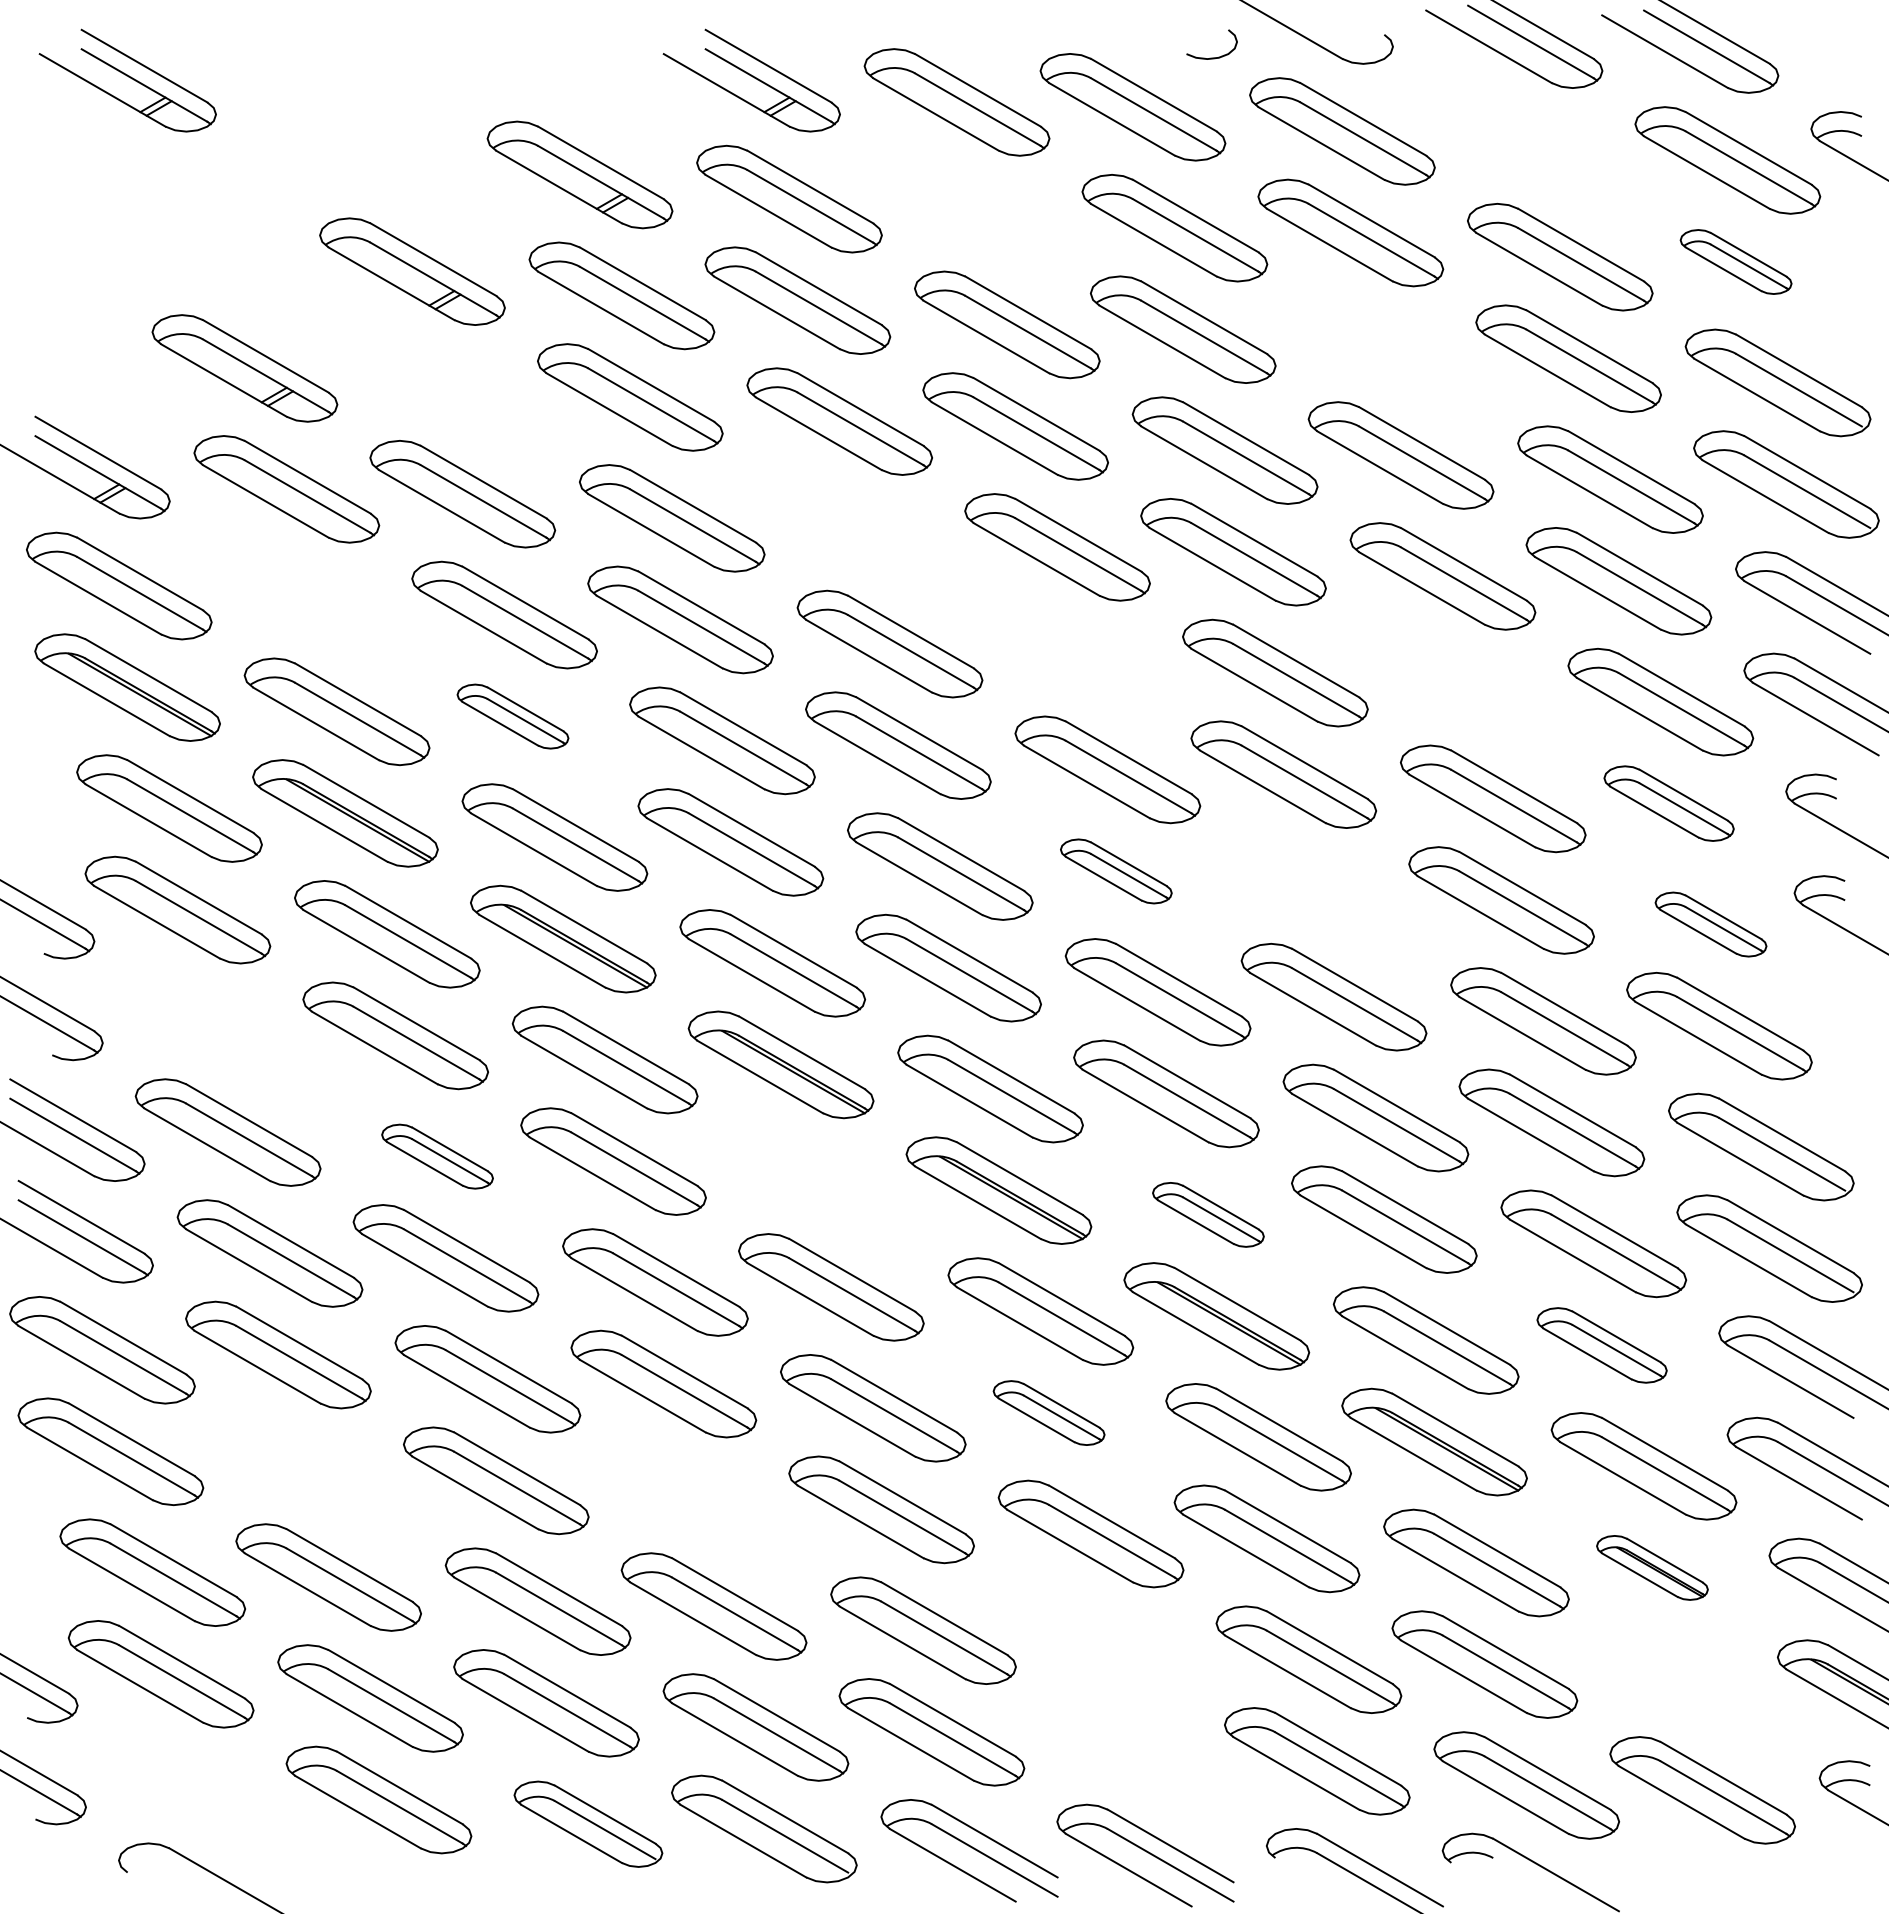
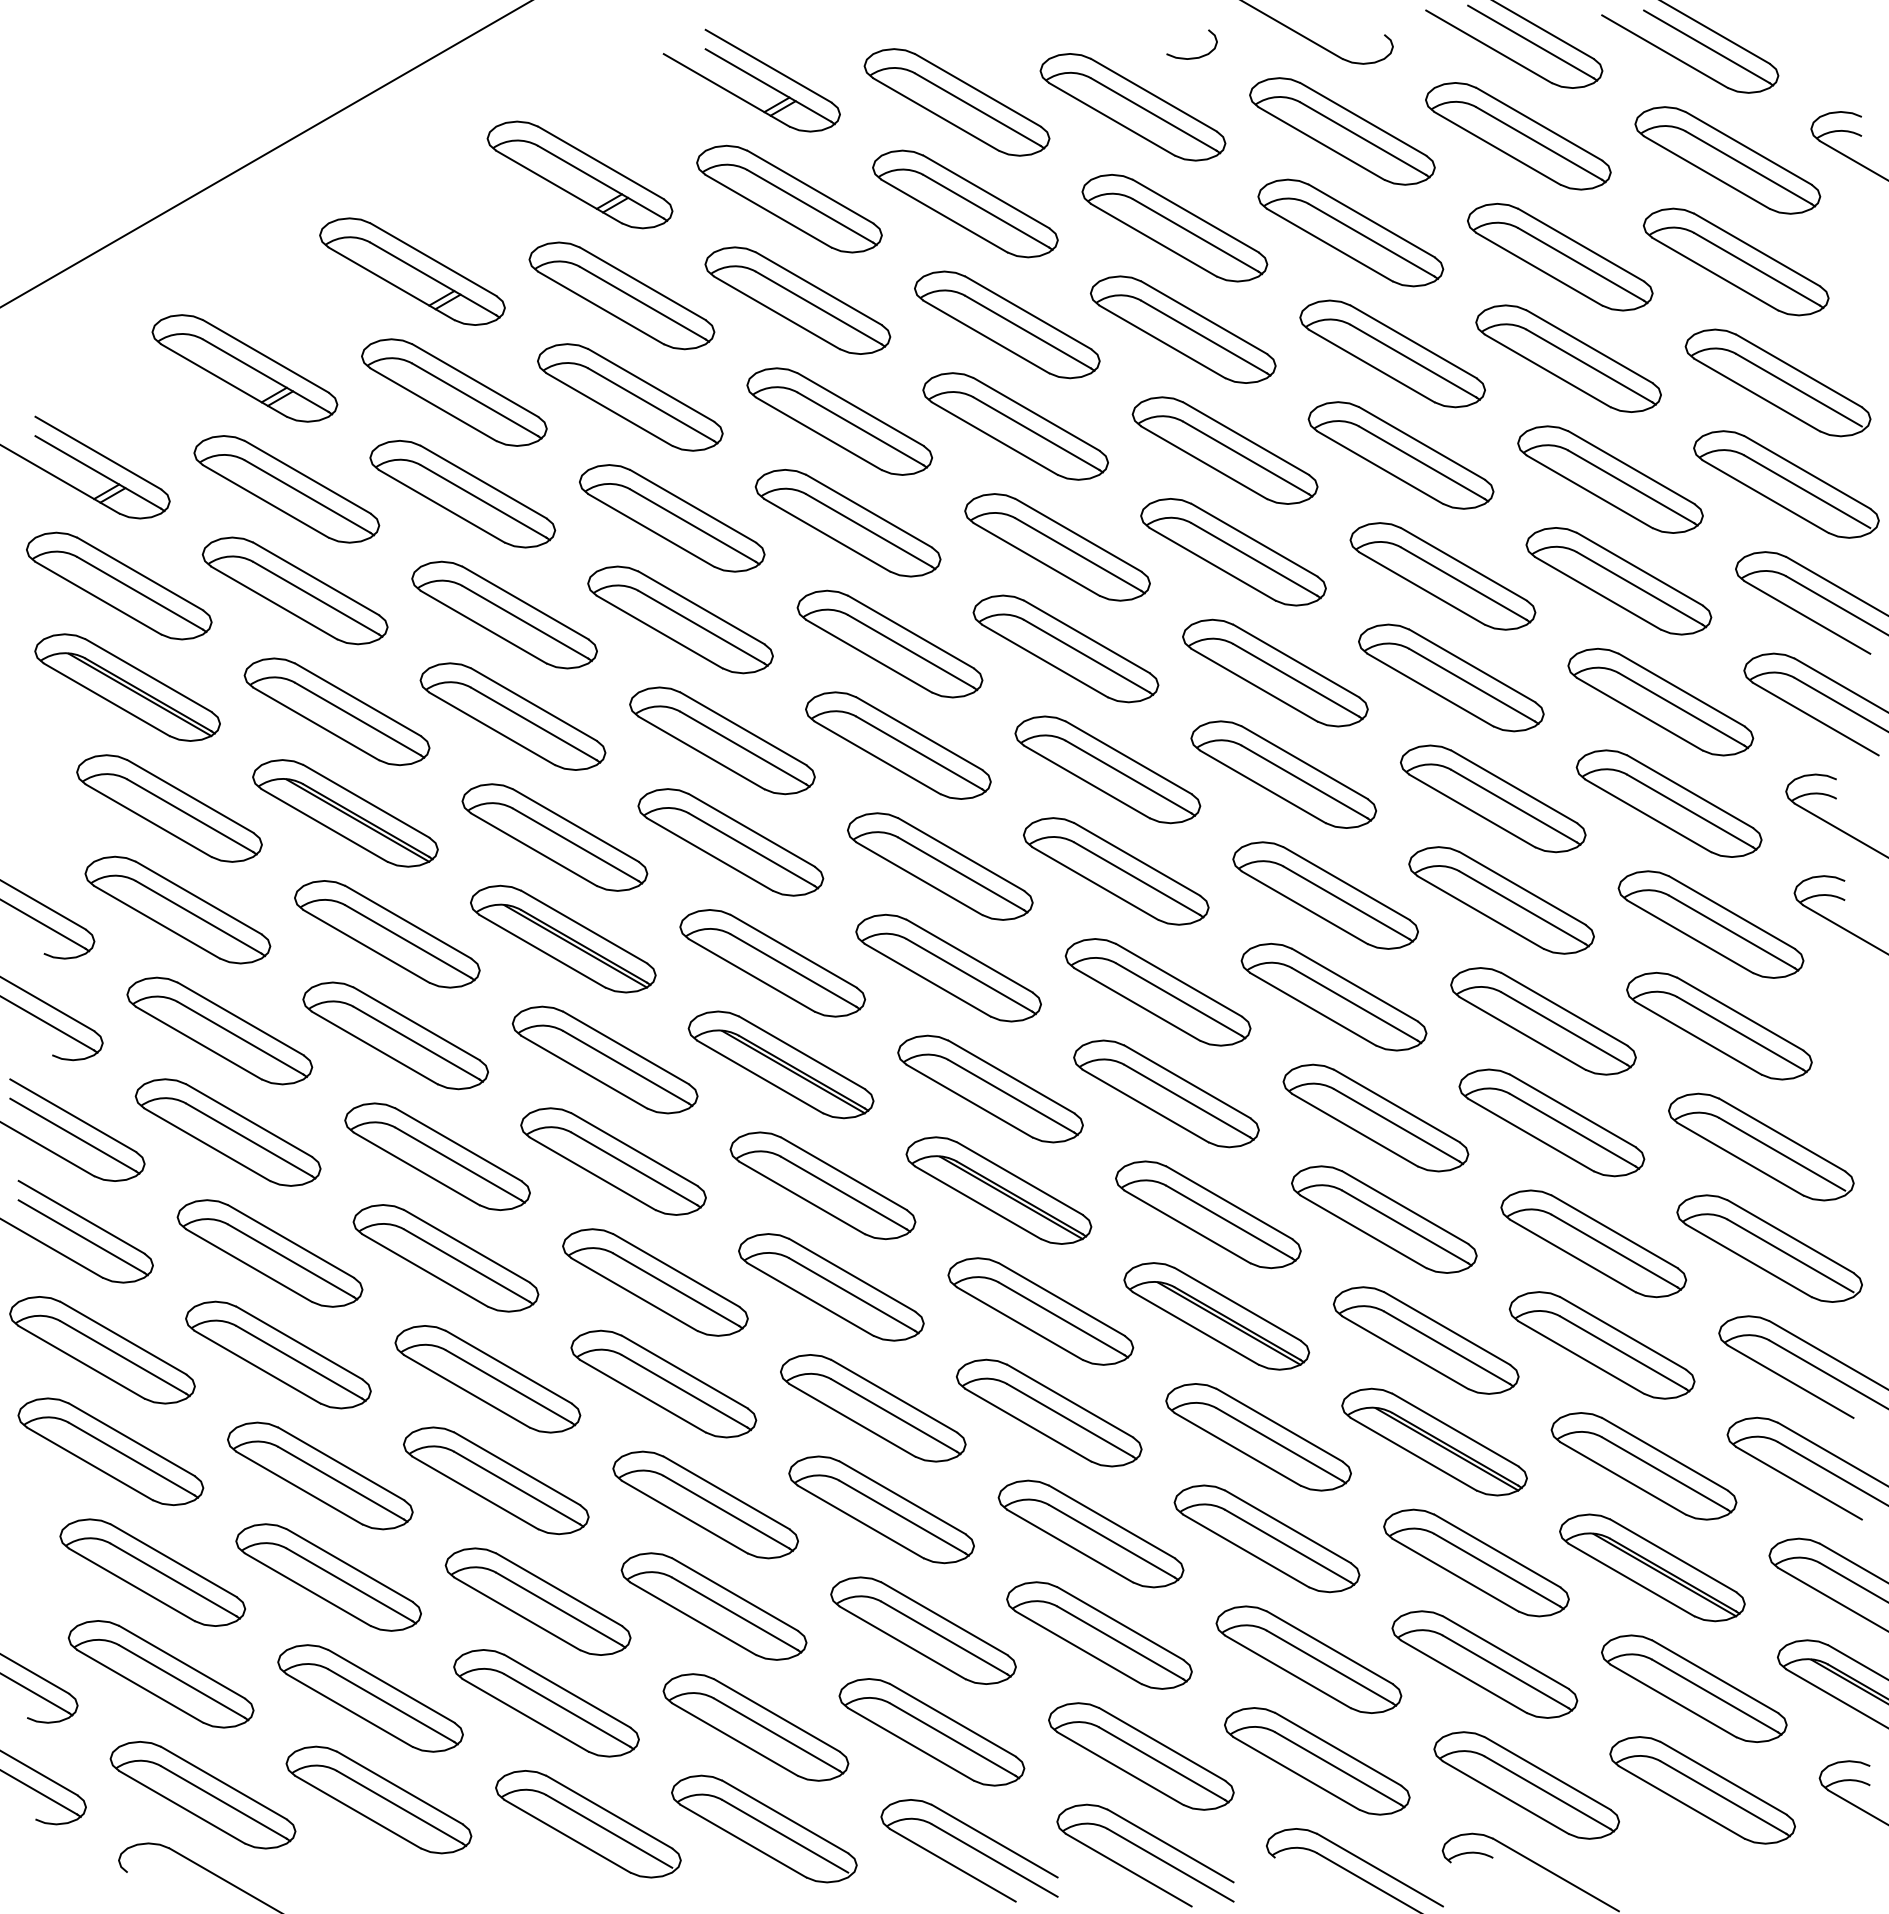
curve position: (1211, 57) -> (1191, 57) (1191, 57)
part: present -> none (127, 80)
part: none -> present (1518, 136)
line: none -> present (265, 154)
part: none -> present (965, 203)
part size: 114x66 px -> 188x110 px (1735, 261)
part: none -> present (1392, 353)
part: none -> present (454, 392)
part: none -> present (847, 523)
part: none -> present (294, 590)
part: none -> present (1065, 648)
part: none -> present (1451, 677)
part size: 114x67 px -> 188x109 px (512, 716)
part size: 132x77 px -> 188x109 px (1668, 803)
part size: 113x67 px -> 187x109 px (1116, 871)
part: none -> present (1325, 895)
part size: 114x67 px -> 188x109 px (1710, 924)
part: none -> present (219, 1030)
part size: 113x67 px -> 187x109 px (437, 1156)
part: none -> present (822, 1185)
part size: 113x66 px -> 187x110 px (1208, 1214)
part size: 132x77 px -> 188x109 px (1601, 1345)
part size: 114x66 px -> 188x110 px (1048, 1412)
part: none -> present (320, 1475)
part: none -> present (705, 1504)
part size: 113x66 px -> 187x110 px (1652, 1567)
part: none -> present (1099, 1635)
part: none -> present (1694, 1688)
part: none -> present (1141, 1756)
part: none -> present (202, 1795)
part size: 151x88 px -> 187x109 px (588, 1824)
